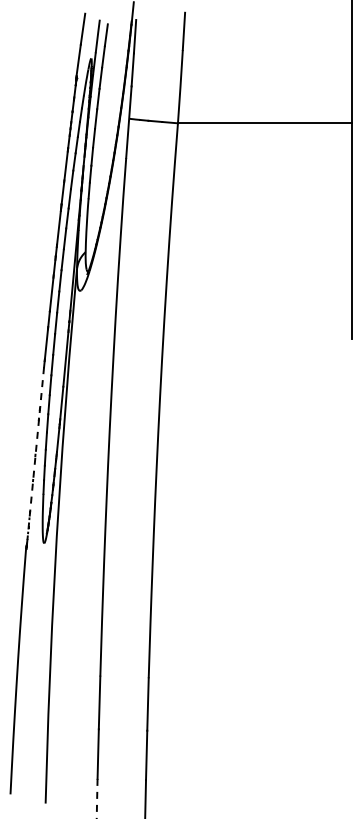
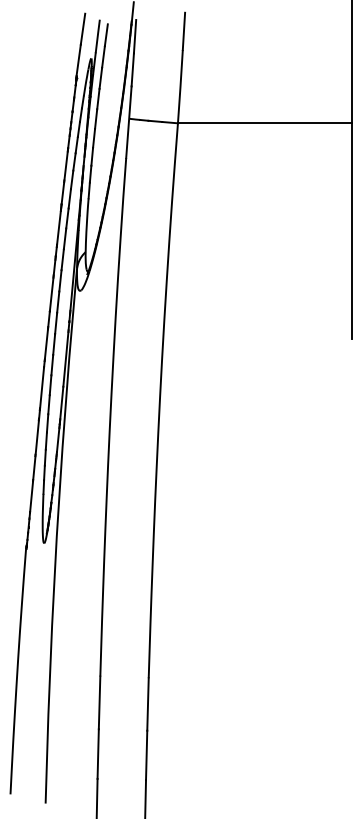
line: dashed -> solid (35, 453)
line: dashed -> solid (97, 798)
